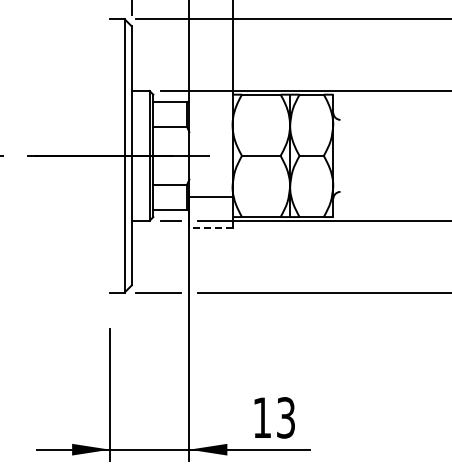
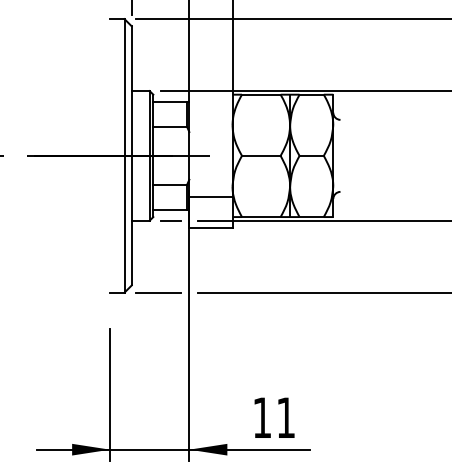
line: dashed -> solid (210, 227)
text: 13 -> 11 (285, 417)
